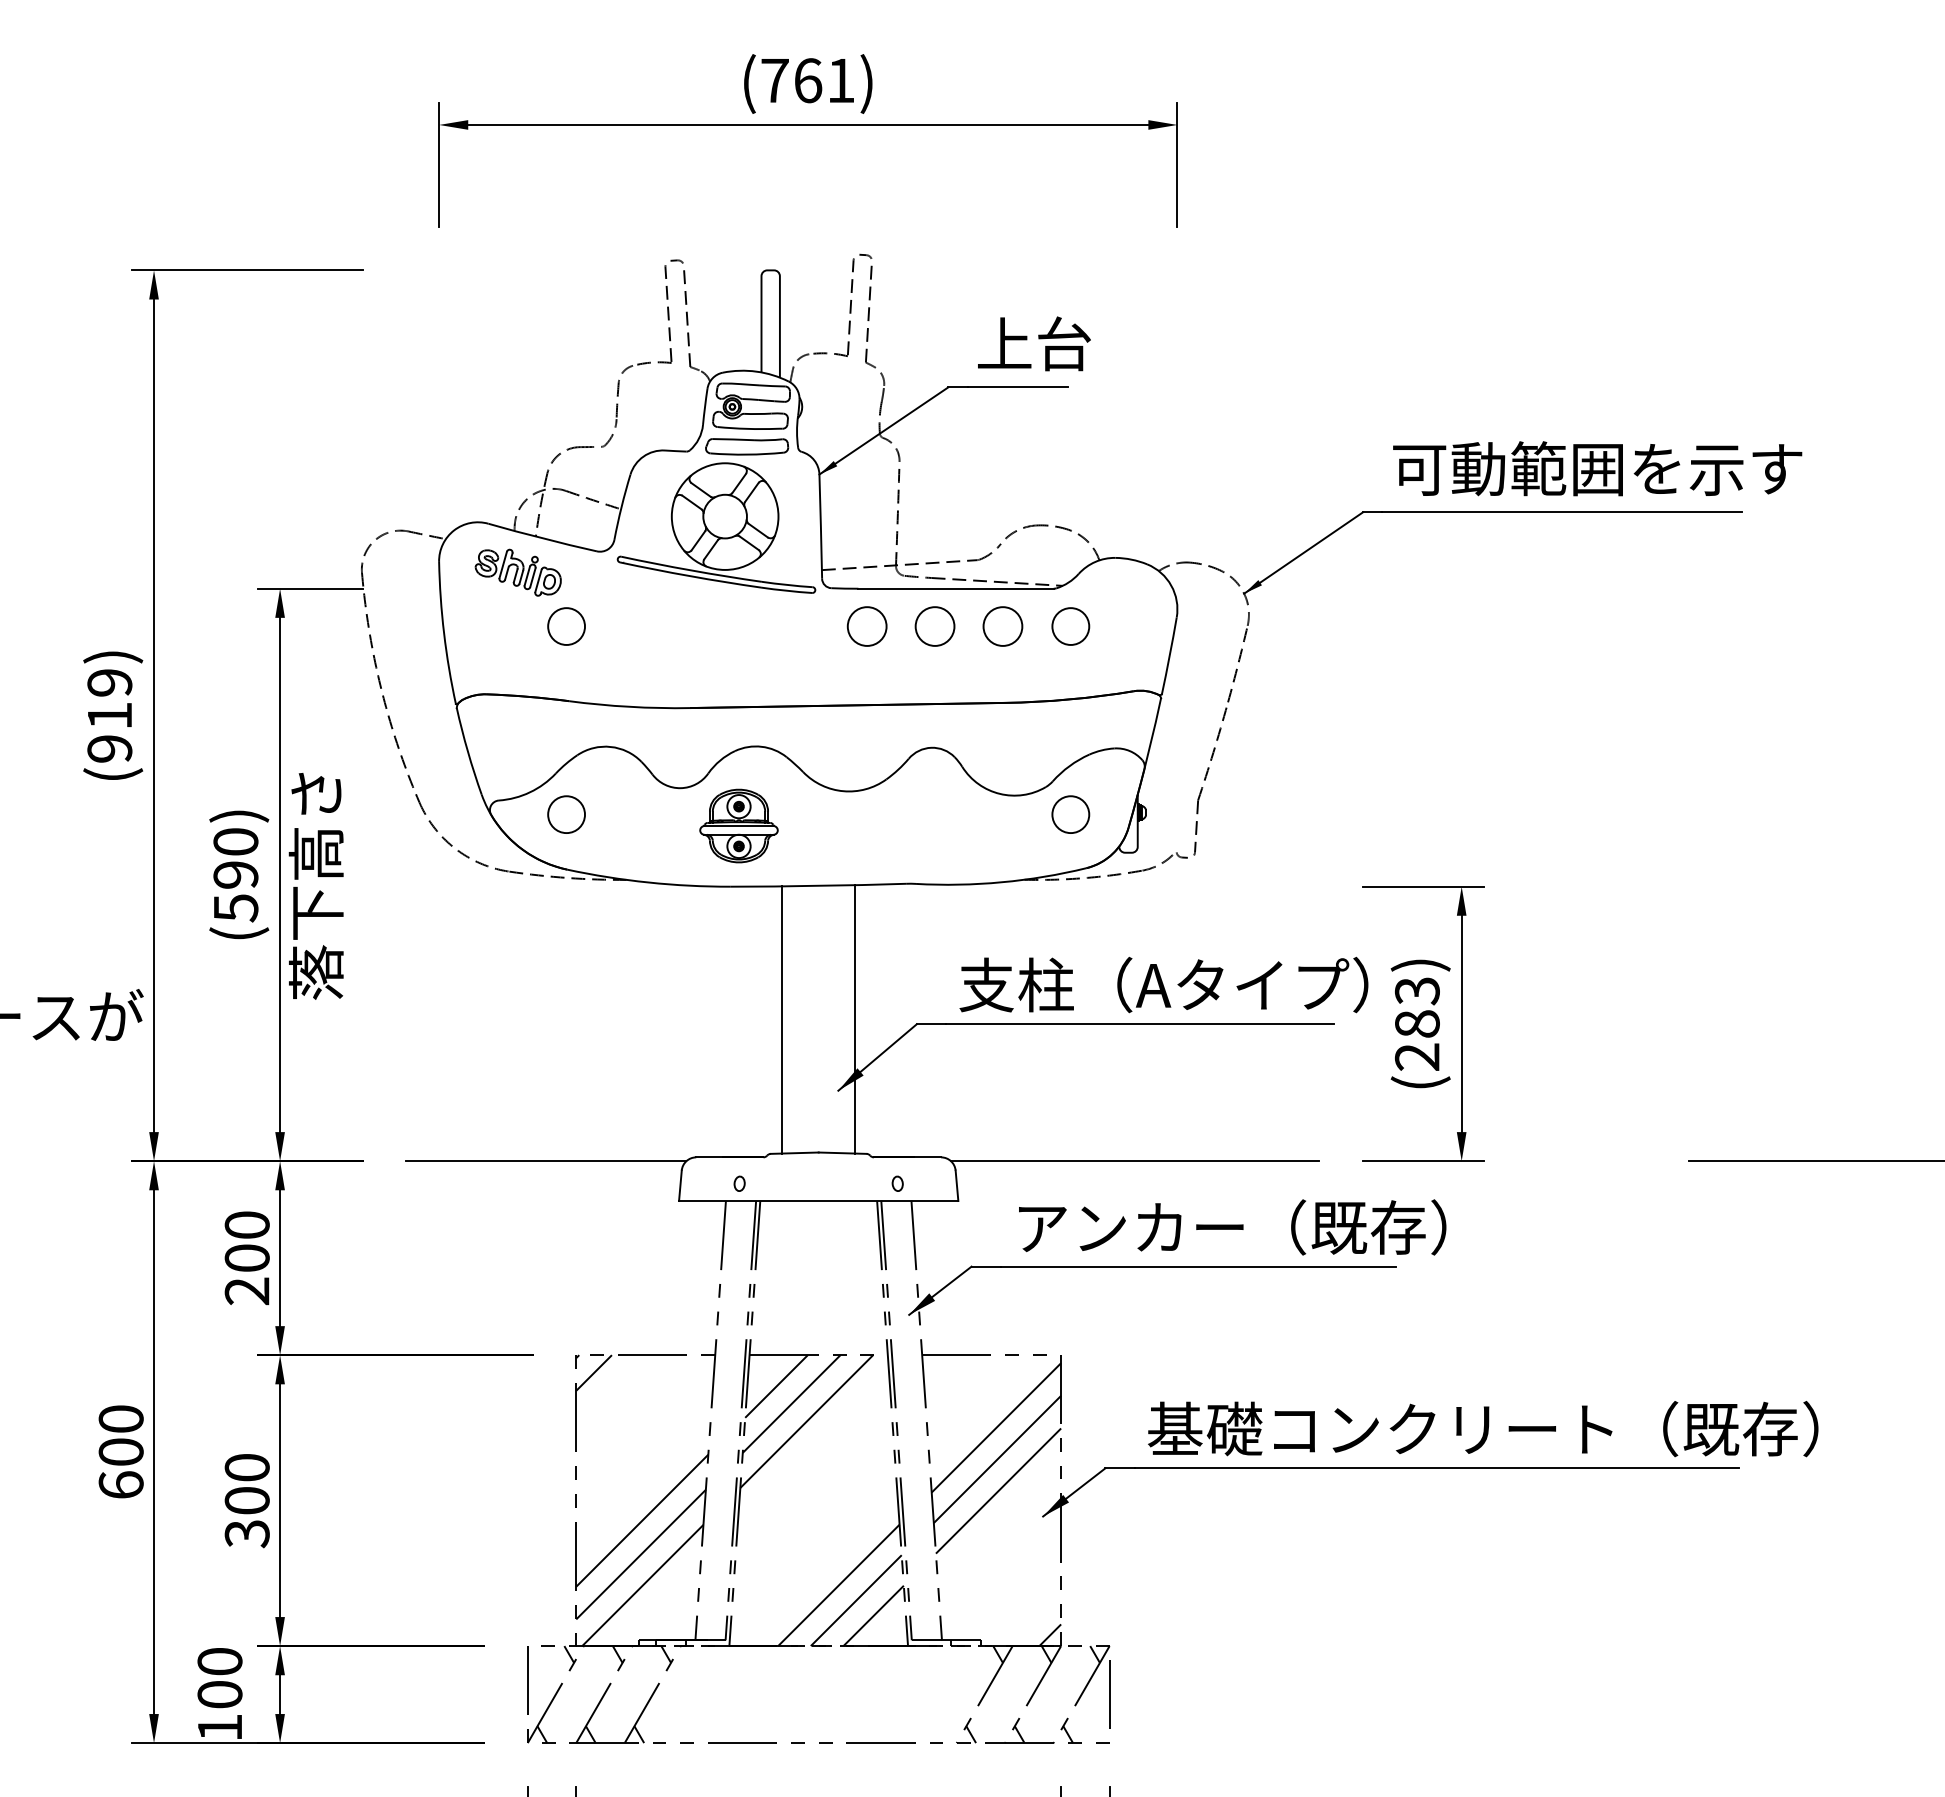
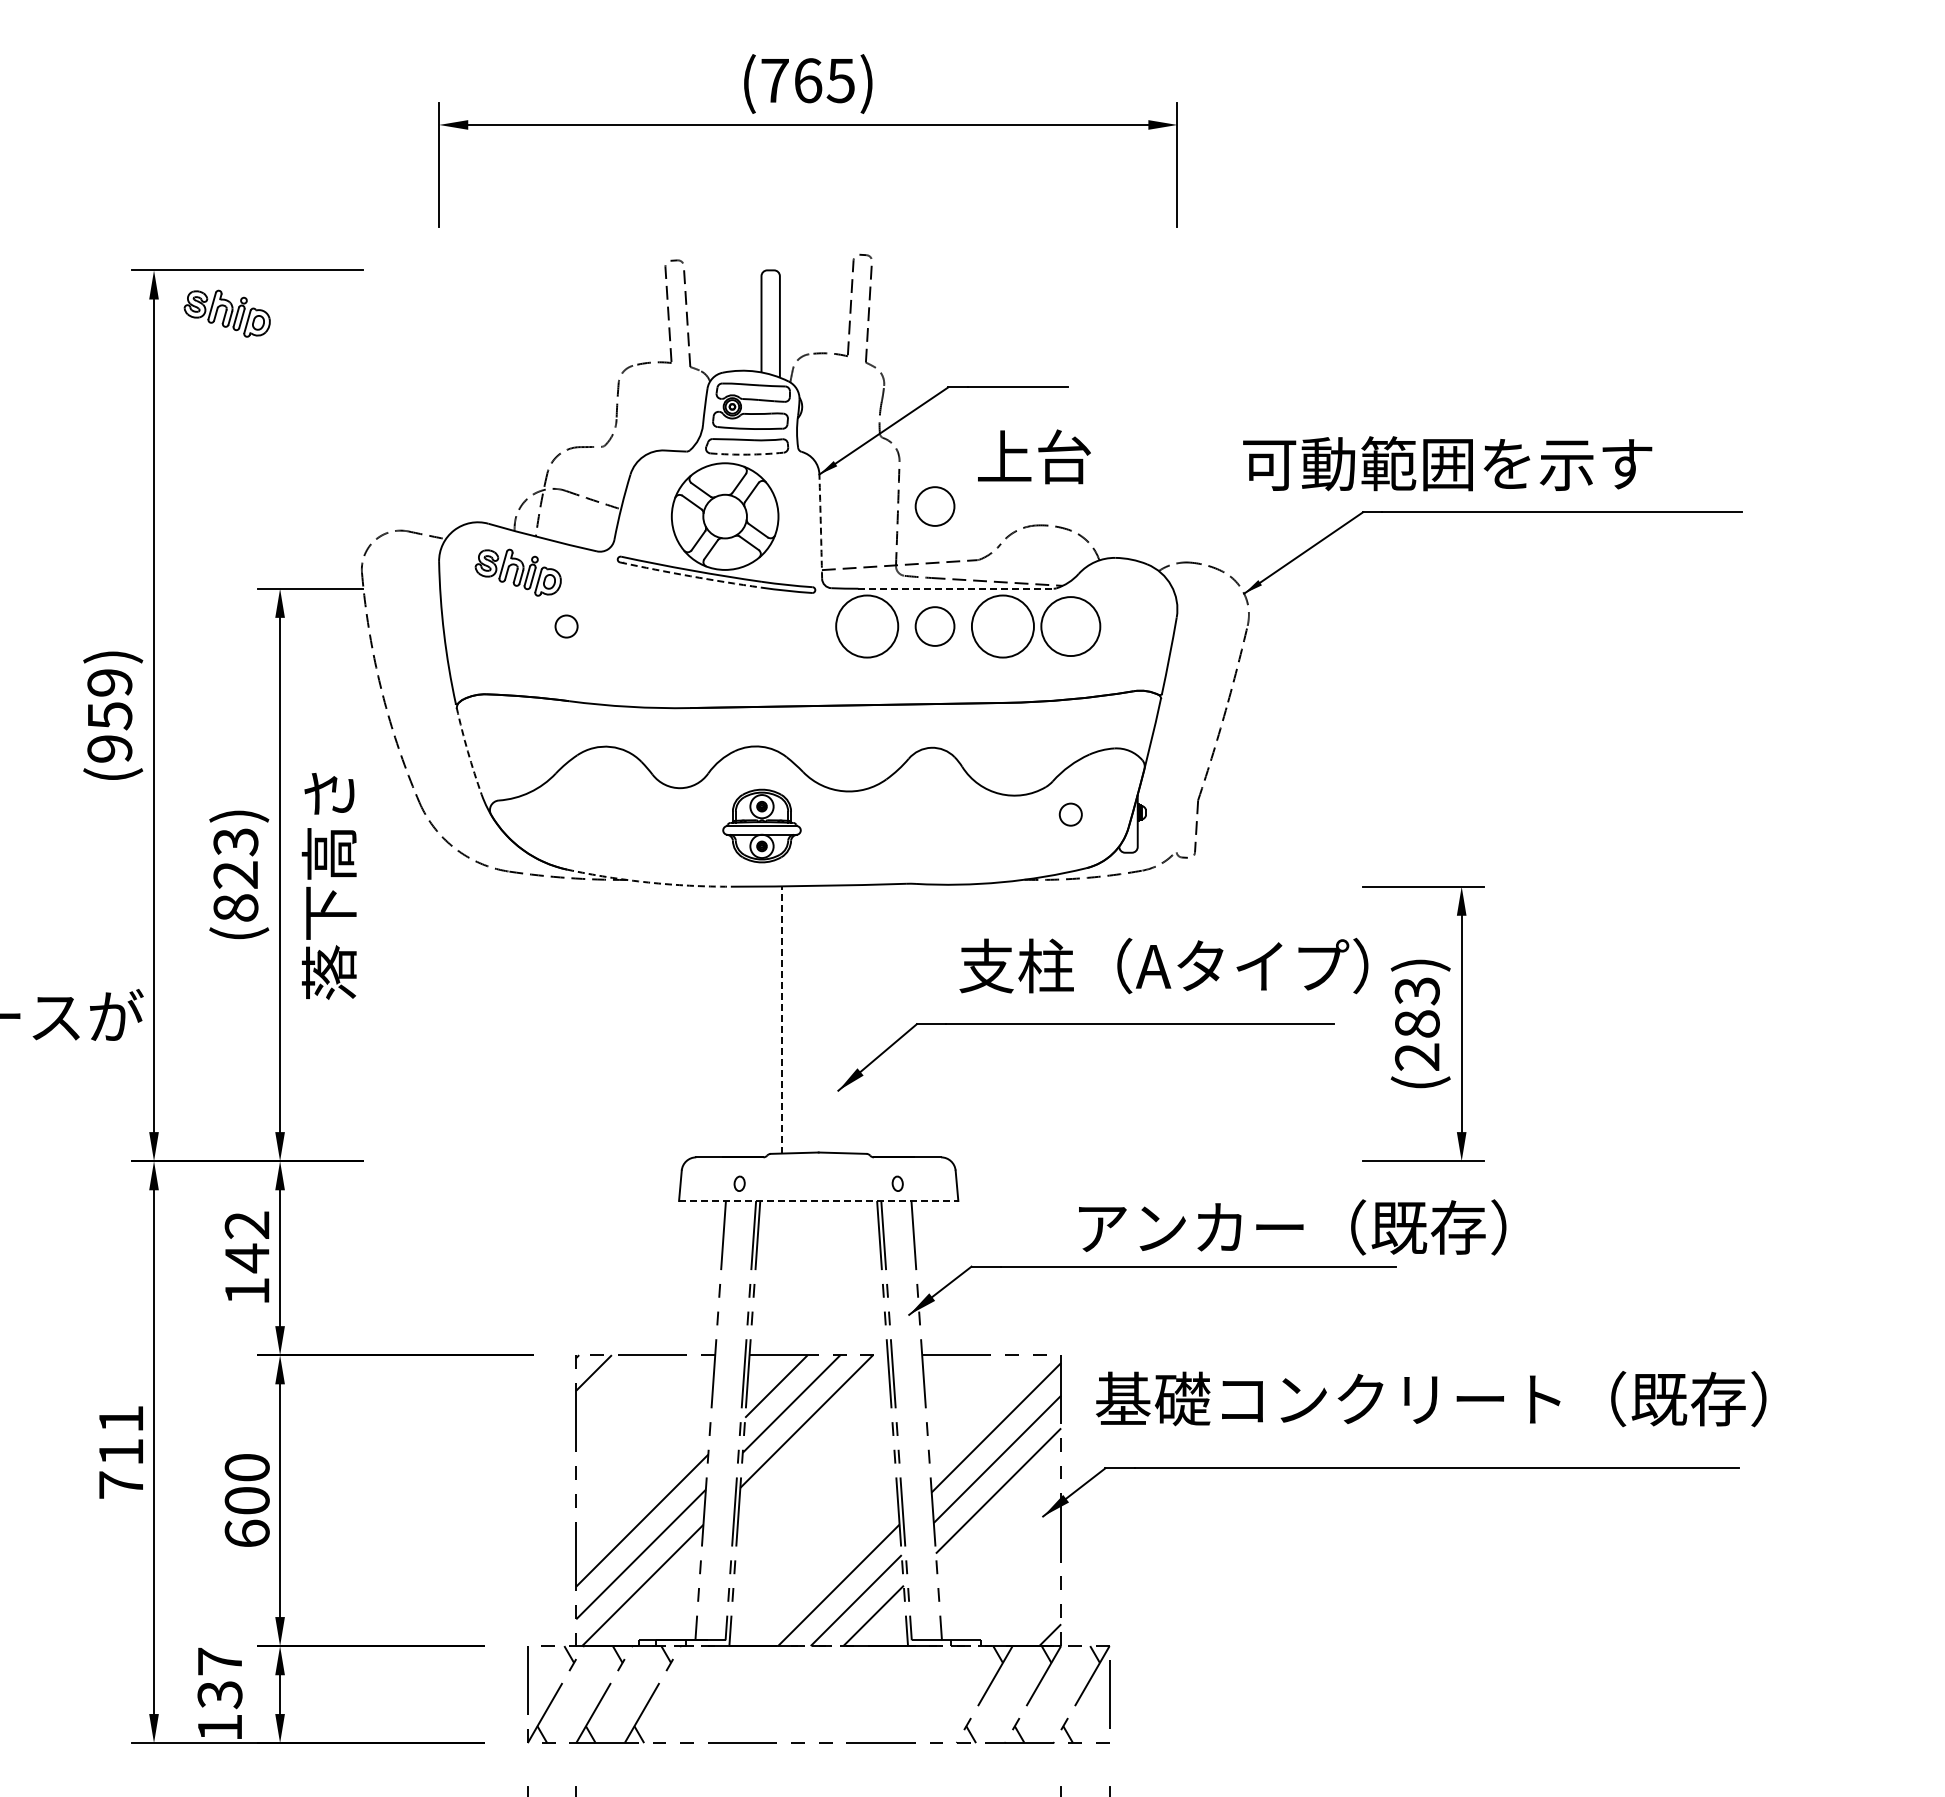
text: (761) -> (765) (840, 81)
part: none -> present (226, 313)
text position: (1034, 343) -> (1034, 456) (1034, 456)
arc: solid -> dashed (747, 454)
text position: (1597, 468) -> (1447, 463) (1447, 463)
circle: none -> present (934, 506)
arc: solid -> dashed (820, 526)
arc: solid -> dashed (690, 576)
line: solid -> dashed (956, 588)
circle diameter: 37 px -> 22 px (566, 626)
circle diameter: 39 px -> 62 px (867, 626)
circle diameter: 39 px -> 62 px (1002, 626)
circle diameter: 37 px -> 59 px (1070, 626)
text: (919) -> (959) (110, 716)
arc: solid -> dashed (467, 751)
circle: present -> none (566, 814)
circle diameter: 37 px -> 22 px (1070, 814)
part position: (738, 825) -> (761, 825) (761, 825)
text: (590) -> (823) (235, 875)
arc: solid -> dashed (648, 882)
text position: (315, 886) -> (328, 886) (328, 886)
text position: (1163, 984) -> (1163, 965) (1163, 965)
line: solid -> dashed (782, 1019)
line: present -> none (855, 1019)
line: present -> none (546, 1161)
line: present -> none (1134, 1161)
line: present -> none (1815, 1161)
line: solid -> dashed (818, 1201)
text position: (1232, 1227) -> (1292, 1227) (1292, 1227)
text: 200 -> 142 (246, 1258)
text position: (1483, 1429) -> (1431, 1399) (1431, 1399)
text: 600 -> 711 (120, 1451)
text: 300 -> 600 (246, 1533)
text: 100 -> 137 (219, 1678)
